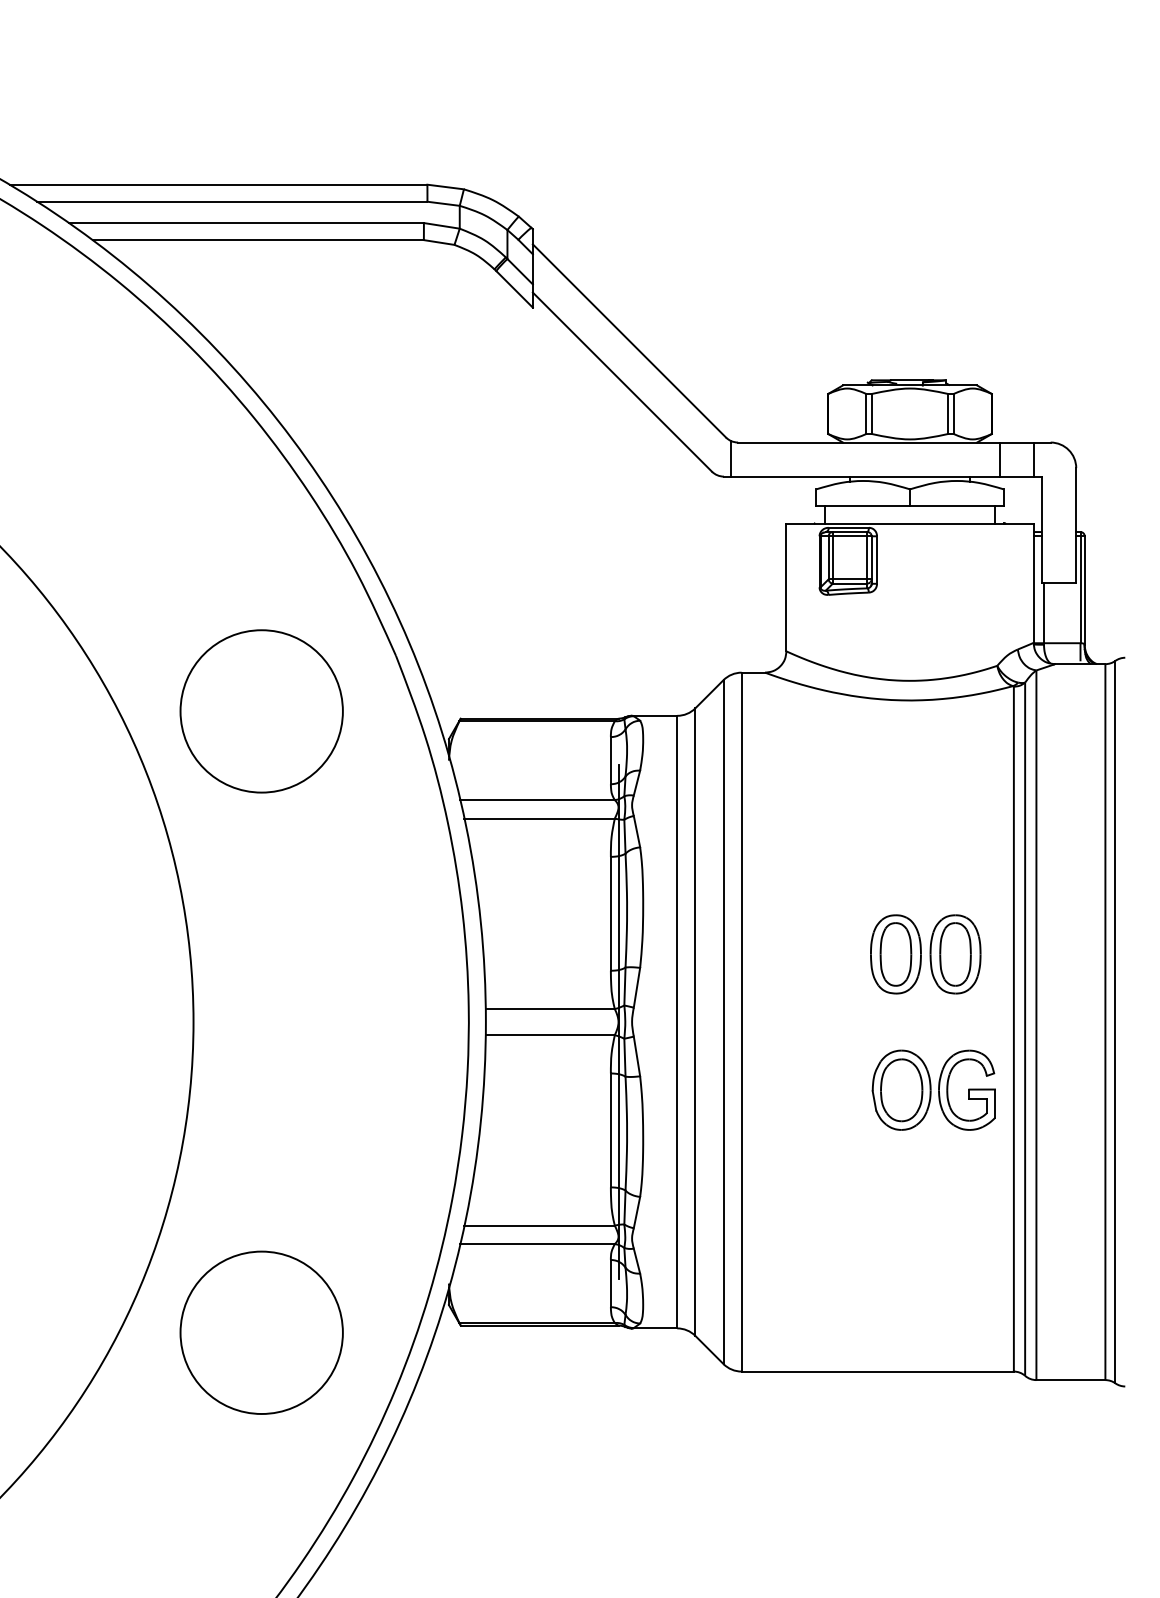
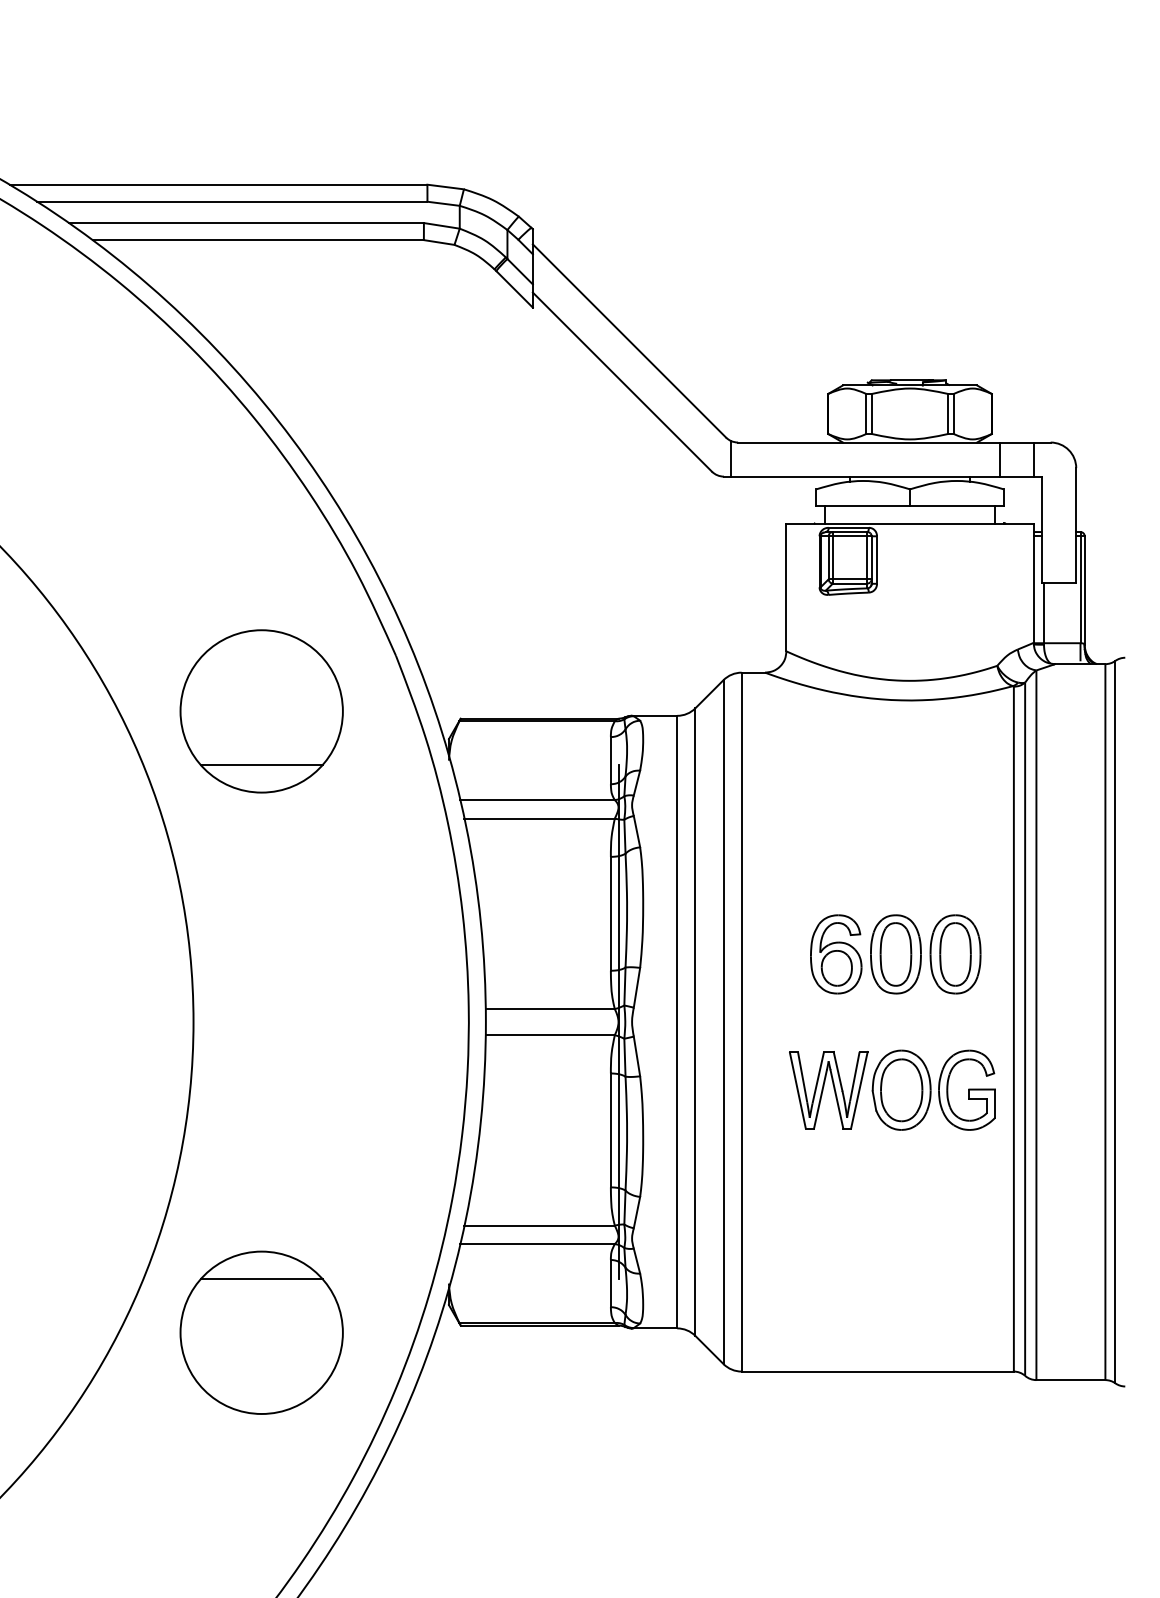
line: none -> present (261, 765)
part: none -> present (836, 954)
part: none -> present (828, 1090)
line: none -> present (261, 1279)
